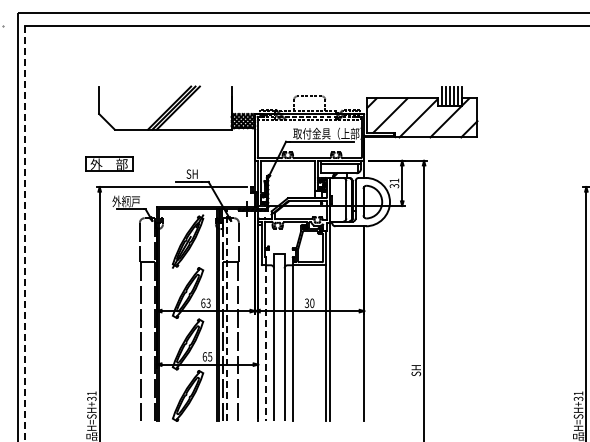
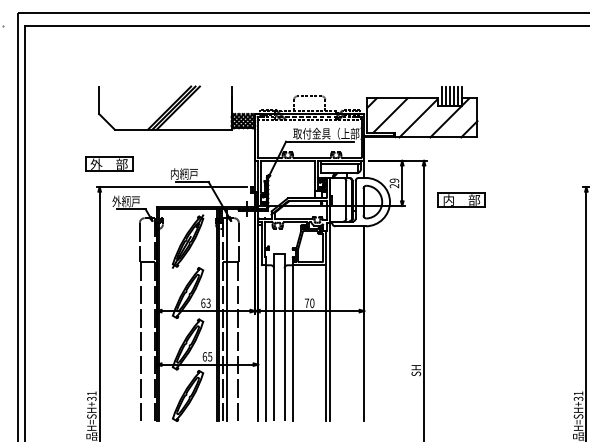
text: SH -> 内網戸 (184, 173)
text: 31 -> 29 (394, 183)
part: none -> present (461, 199)
line: dashed -> solid (24, 234)
text: 30 -> 70 (306, 303)
line: dashed -> solid (227, 314)
line: dashed -> solid (266, 343)
